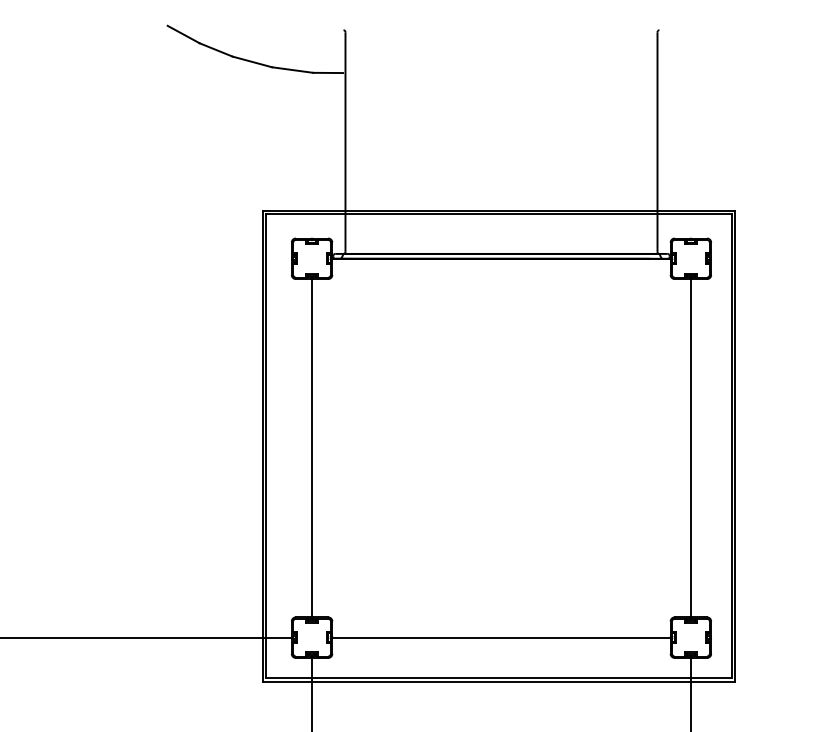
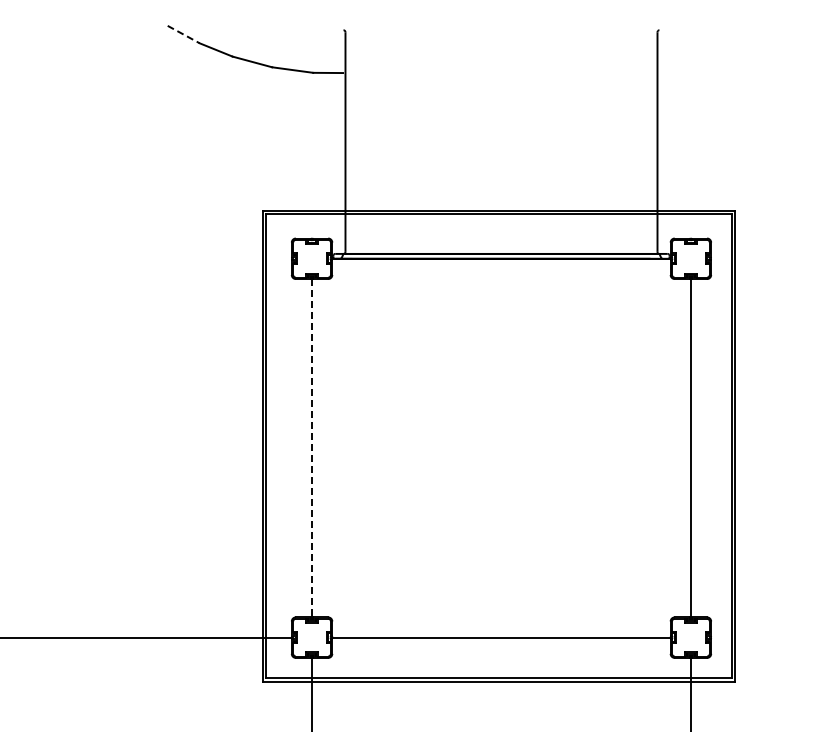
line: solid -> dashed (184, 34)
line: solid -> dashed (312, 448)
